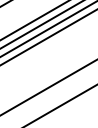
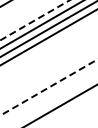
line: solid -> dashed (35, 20)
line: solid -> dashed (49, 87)
